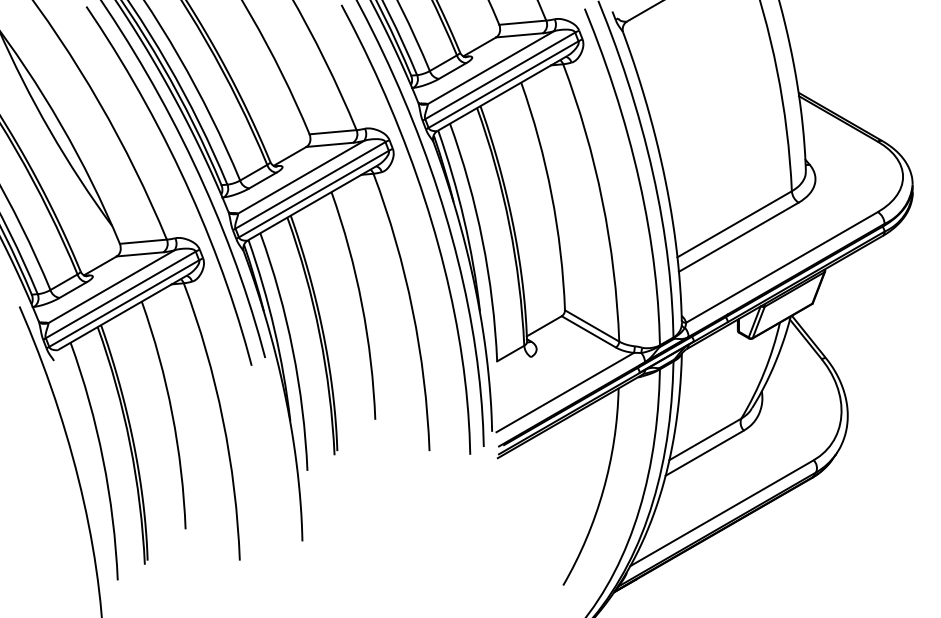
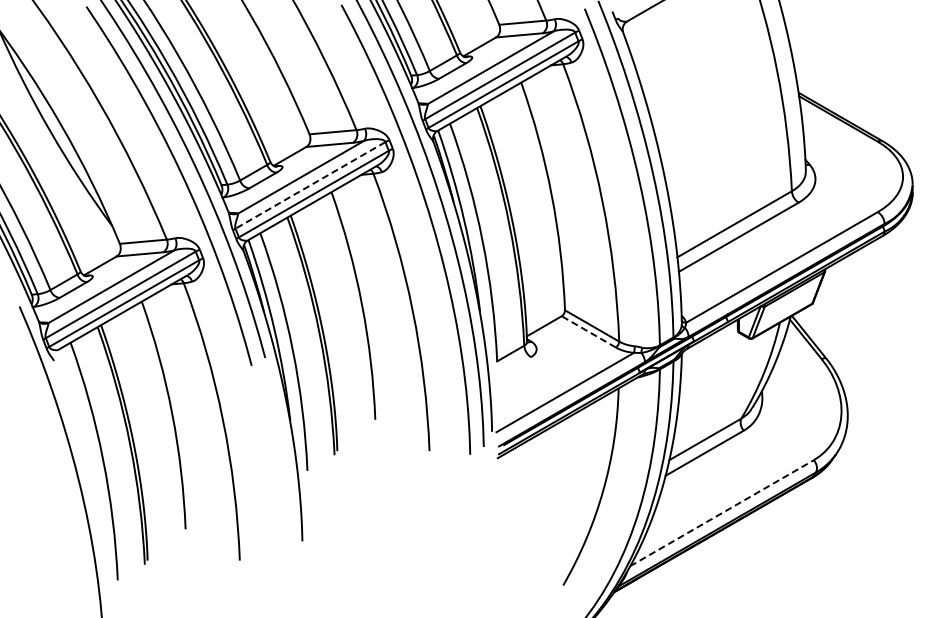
line: solid -> dashed (310, 185)
line: solid -> dashed (588, 331)
line: solid -> dashed (721, 513)
